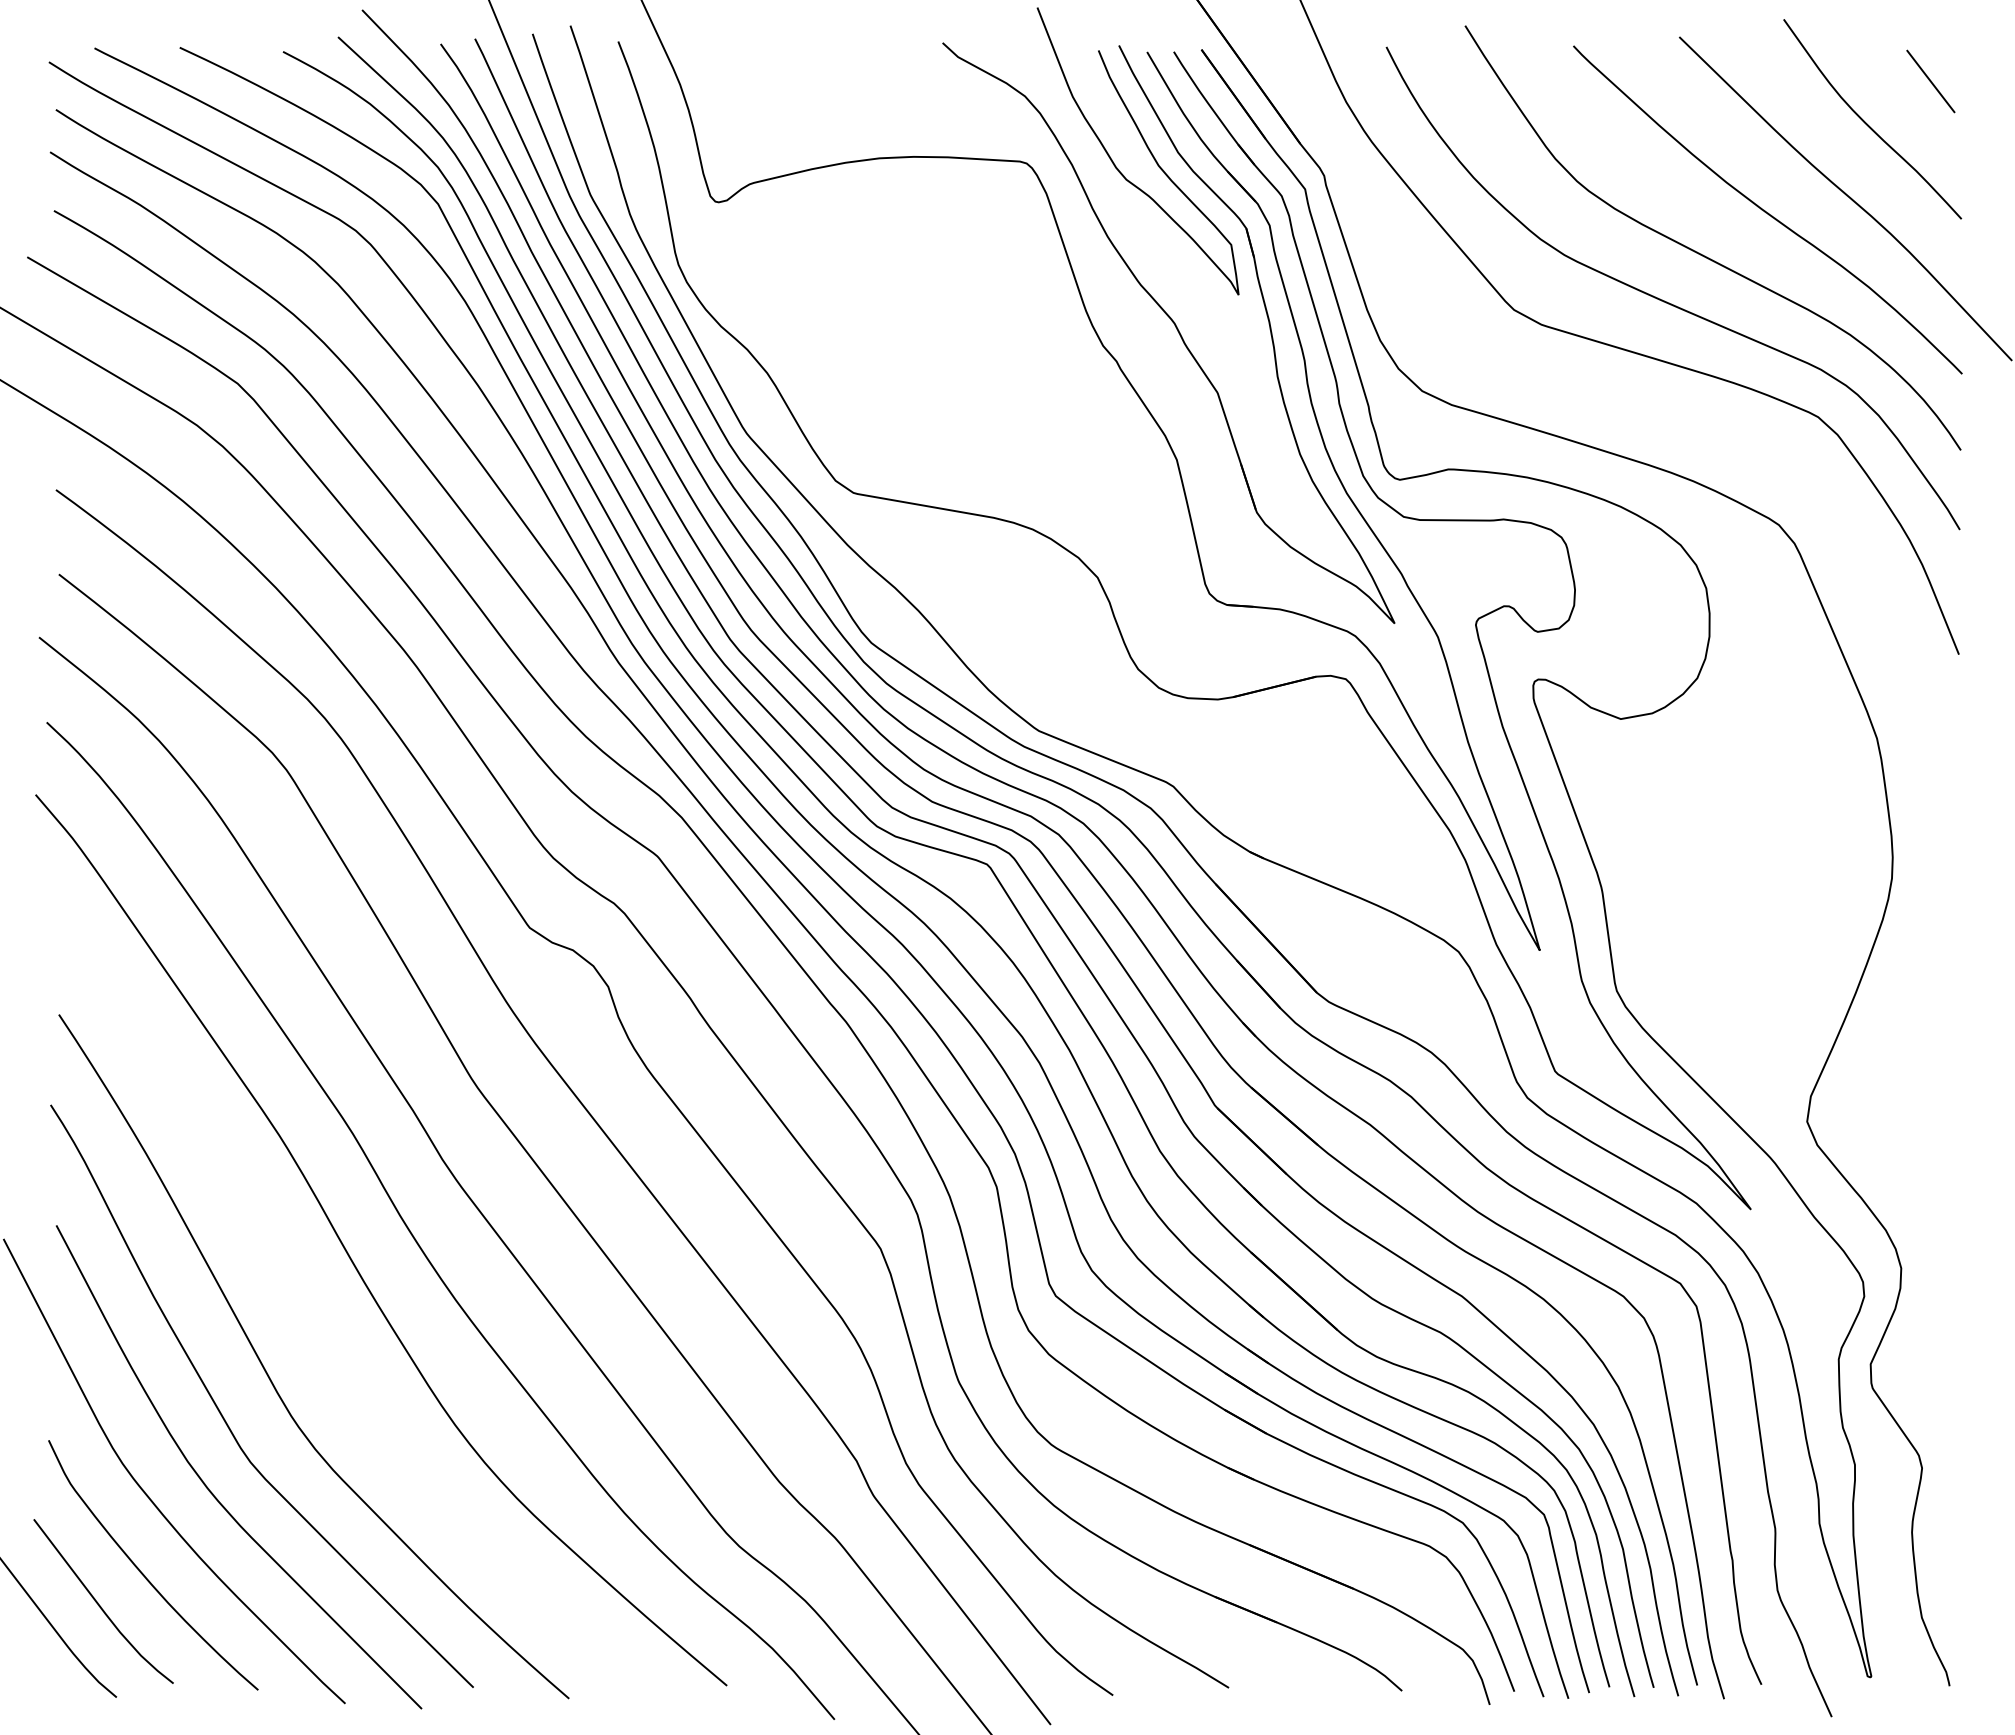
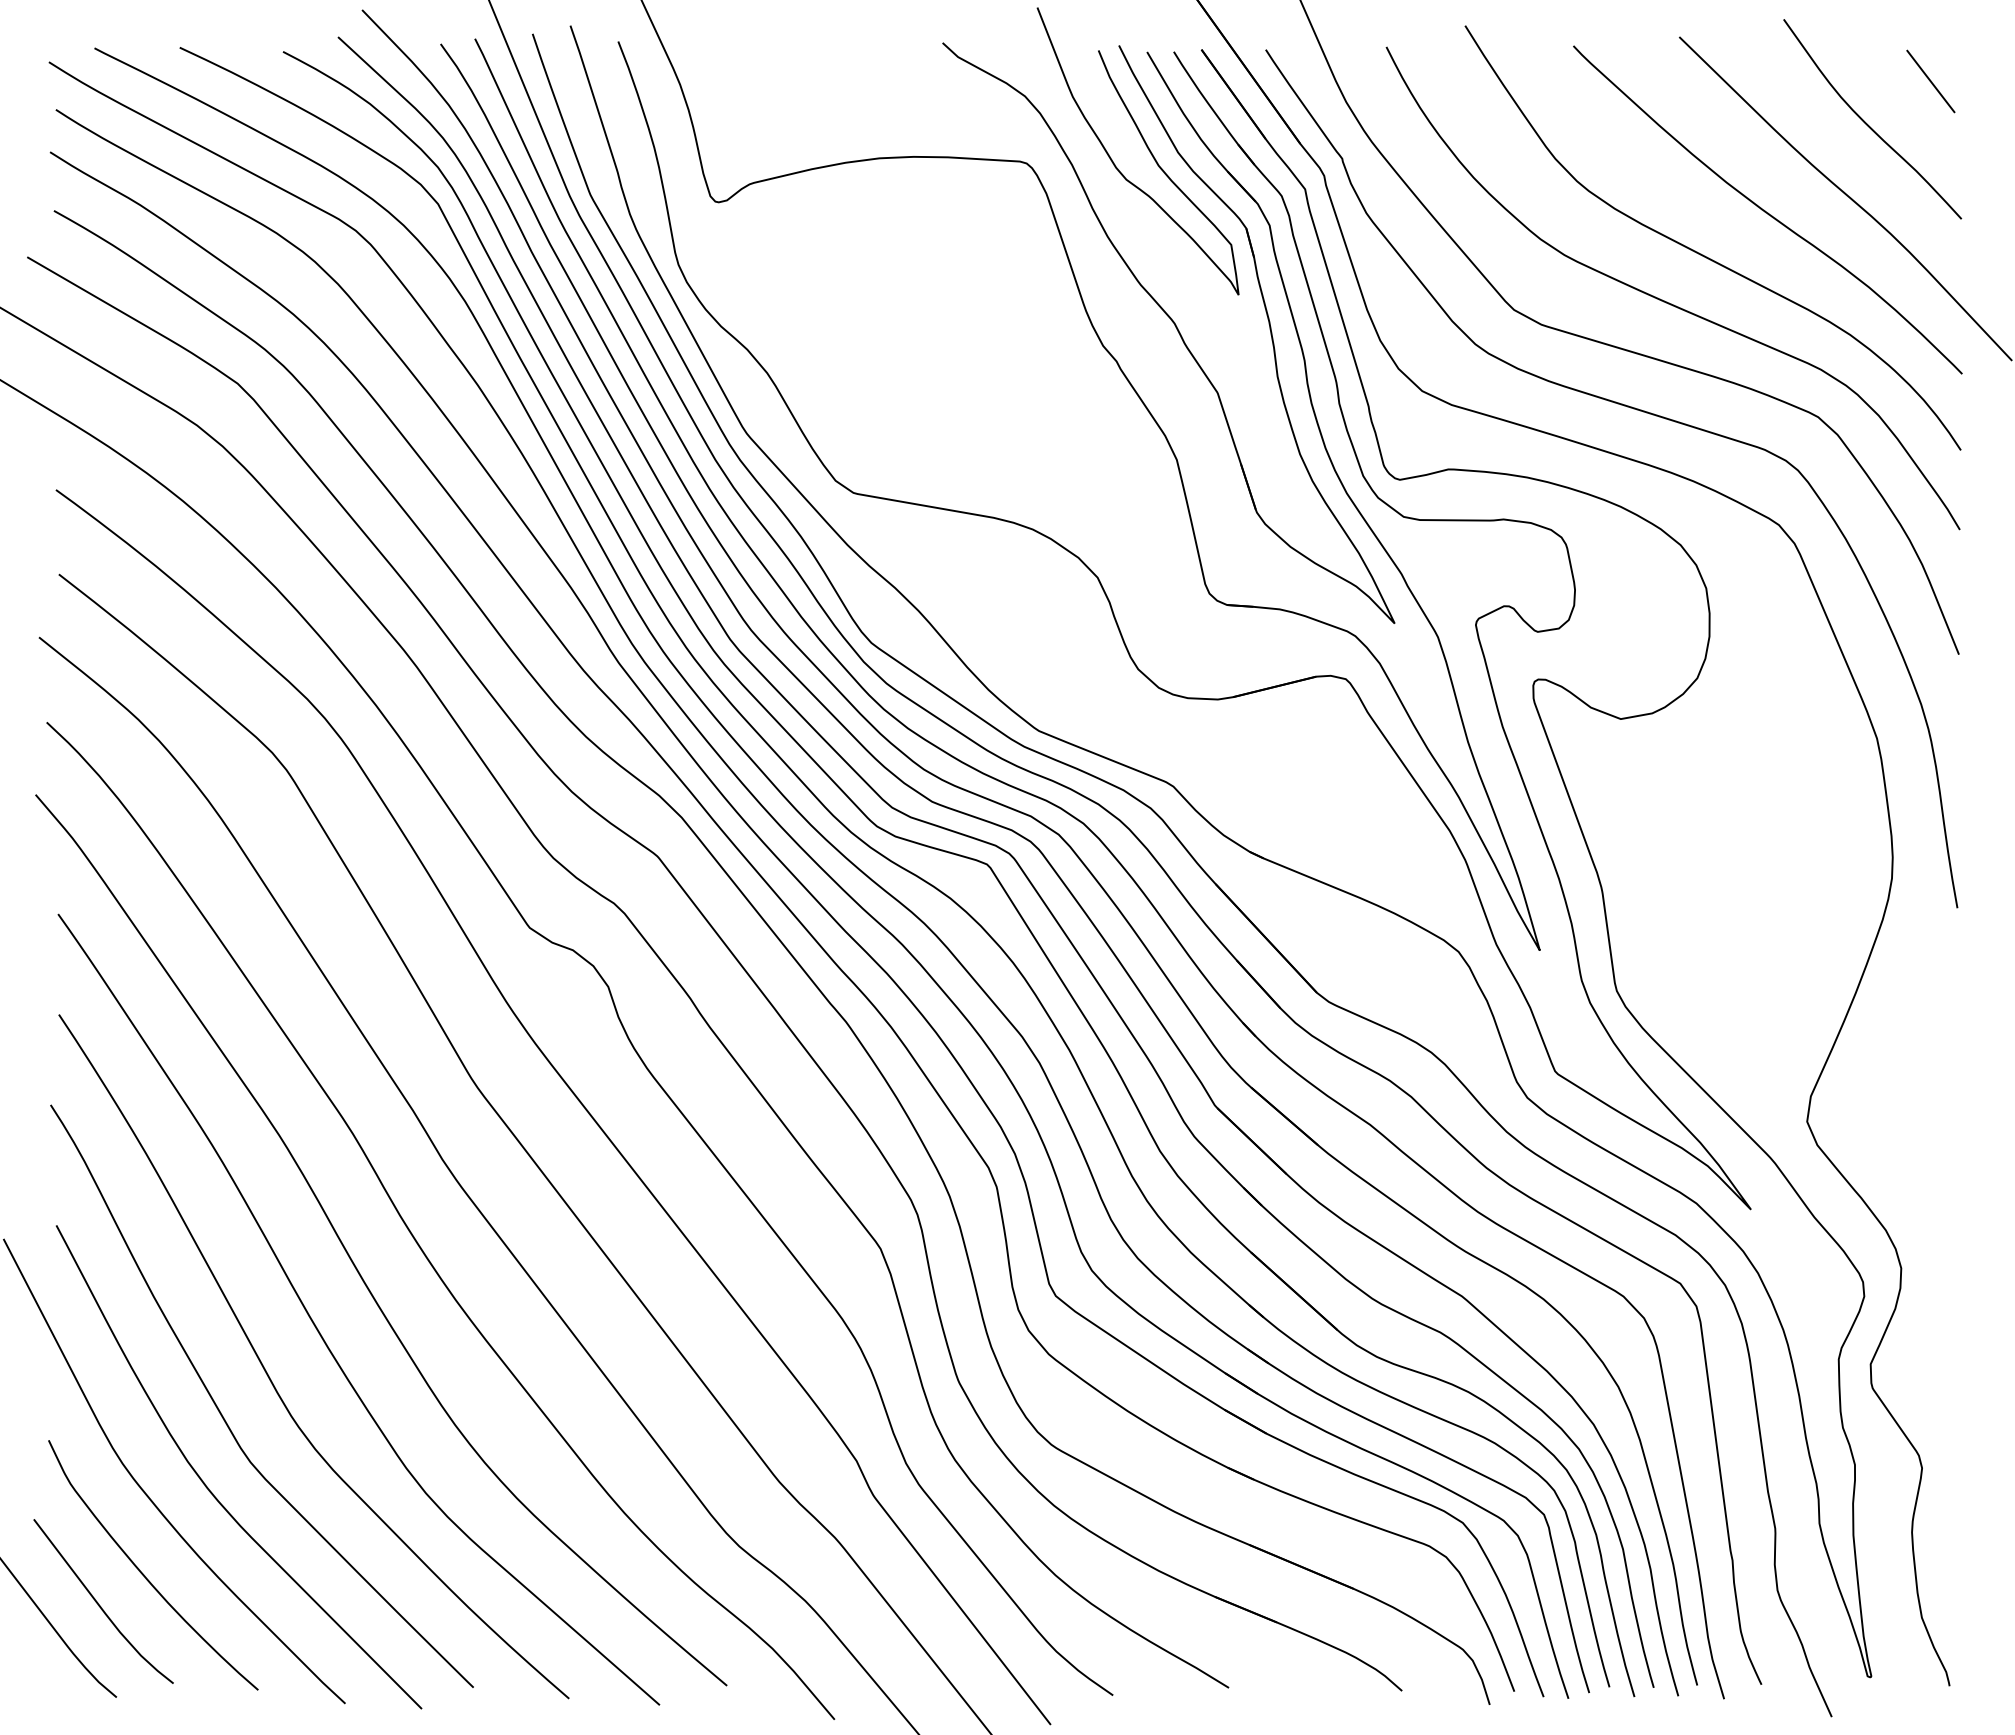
curve: none -> present (1633, 409)
curve: none -> present (320, 1332)
